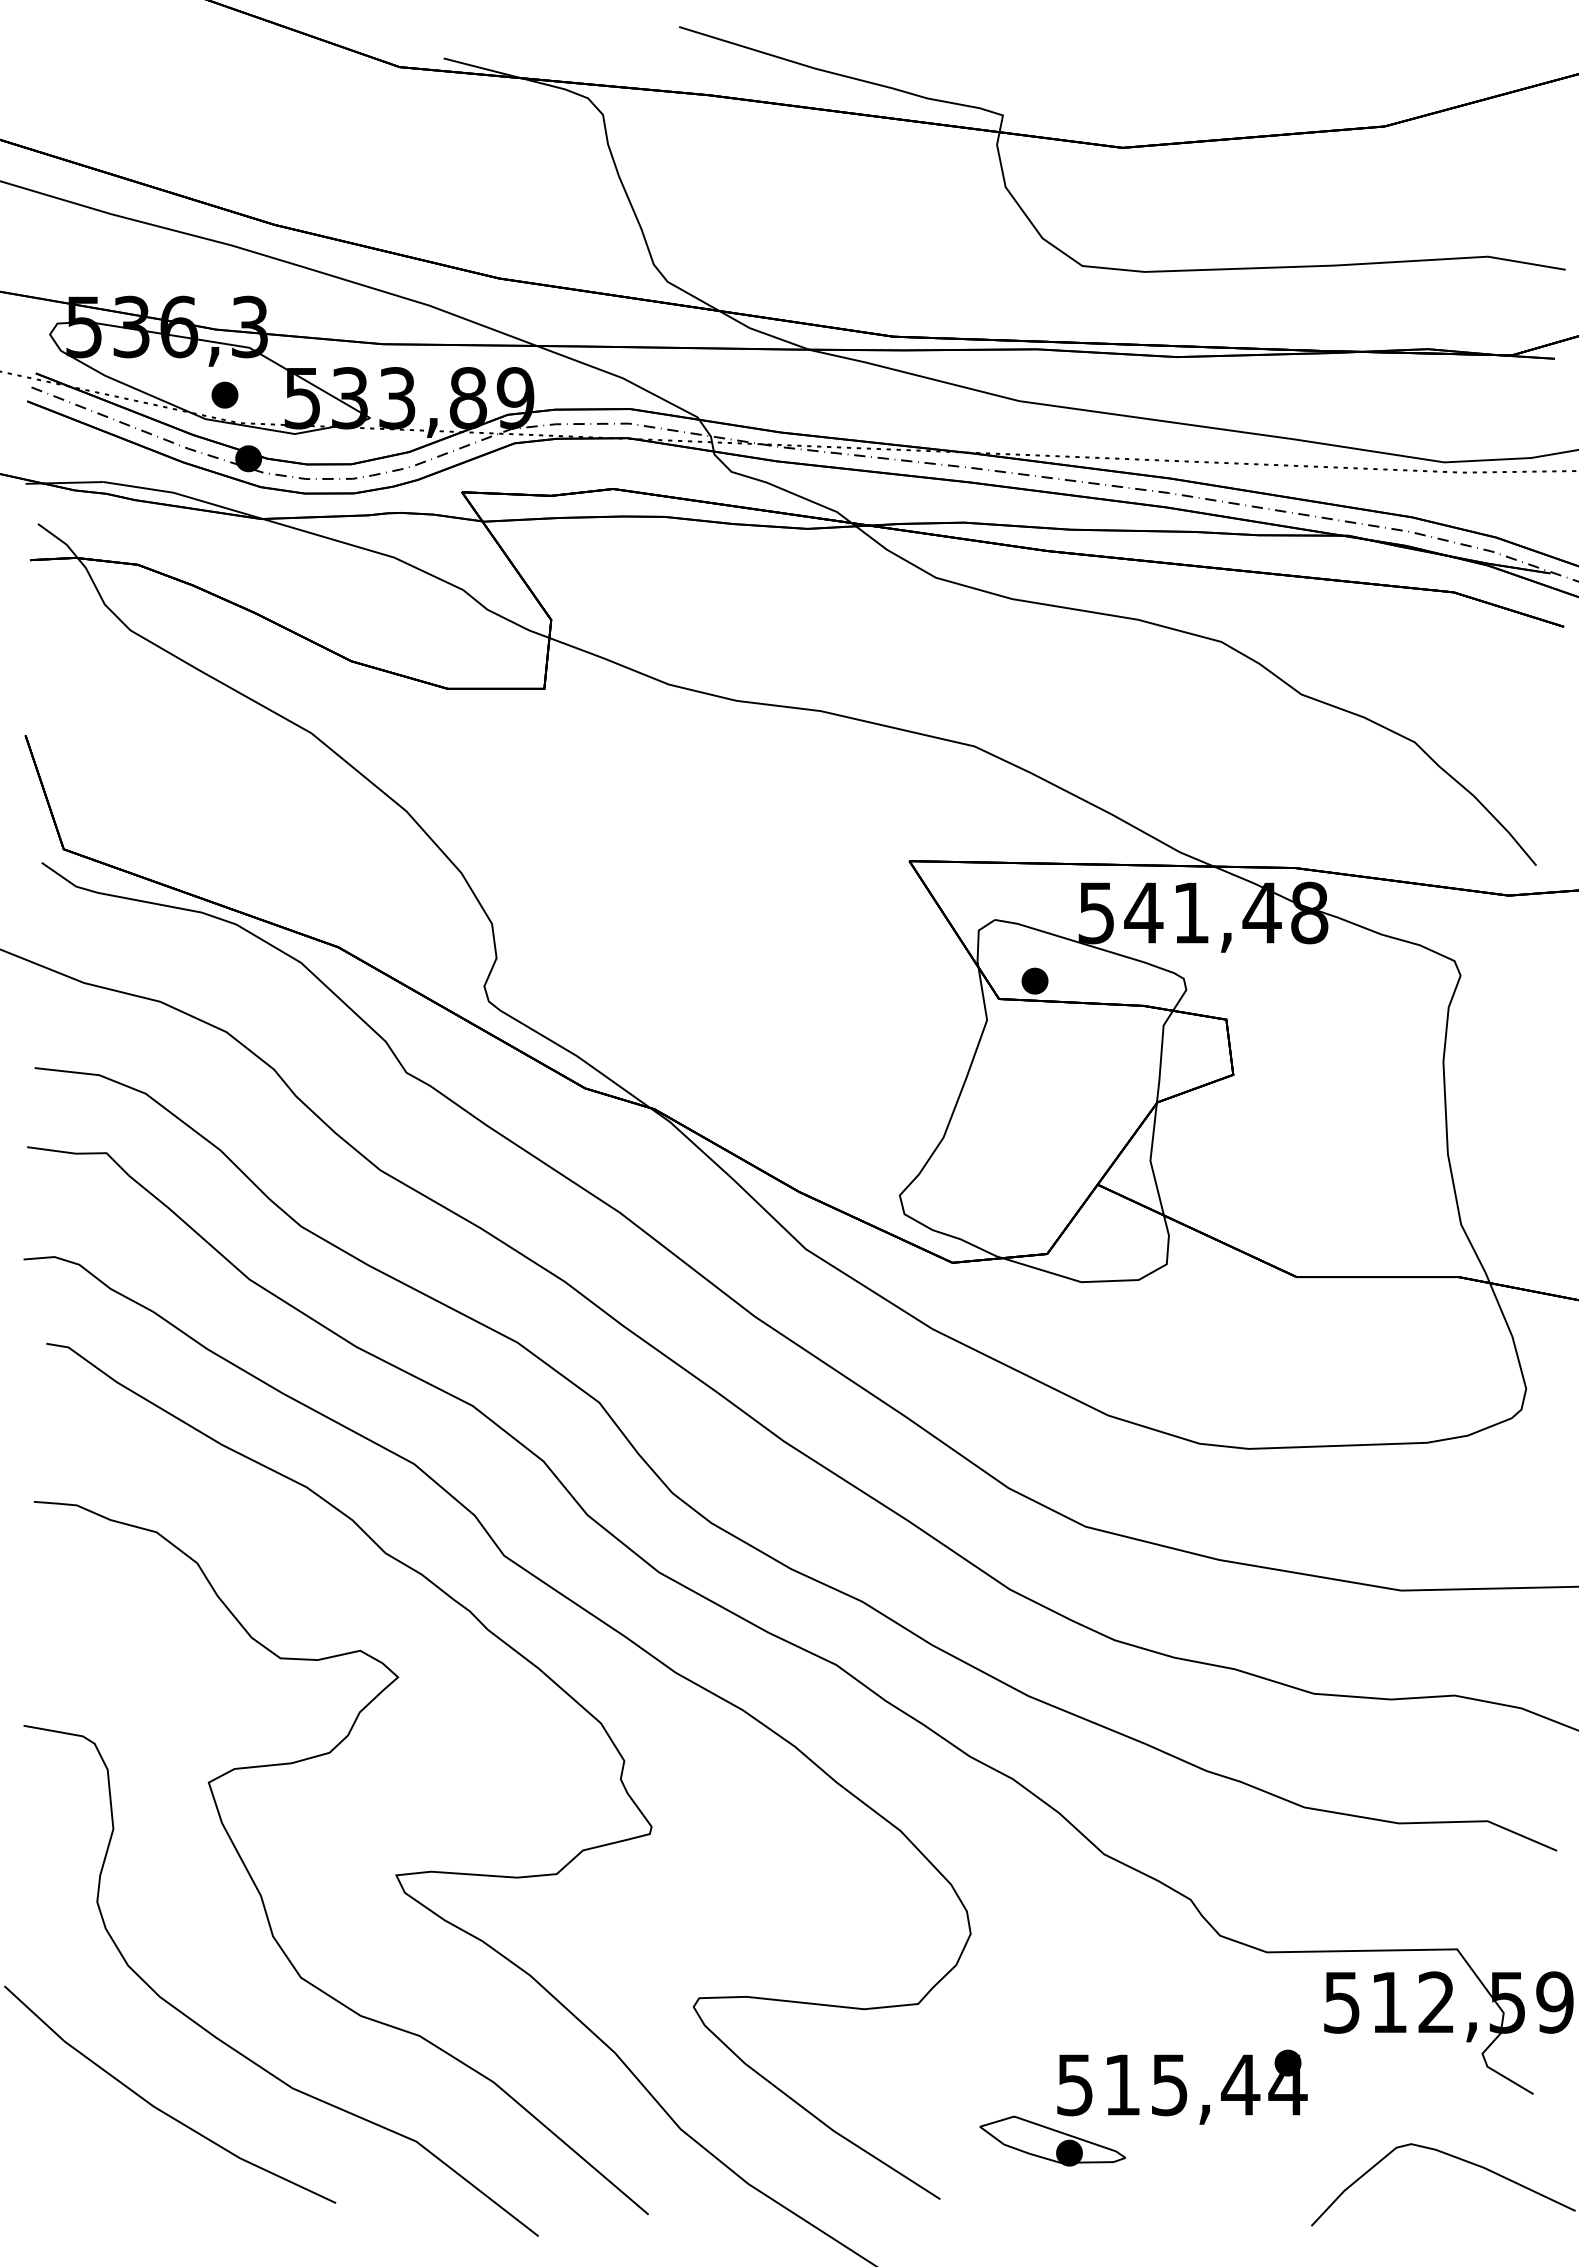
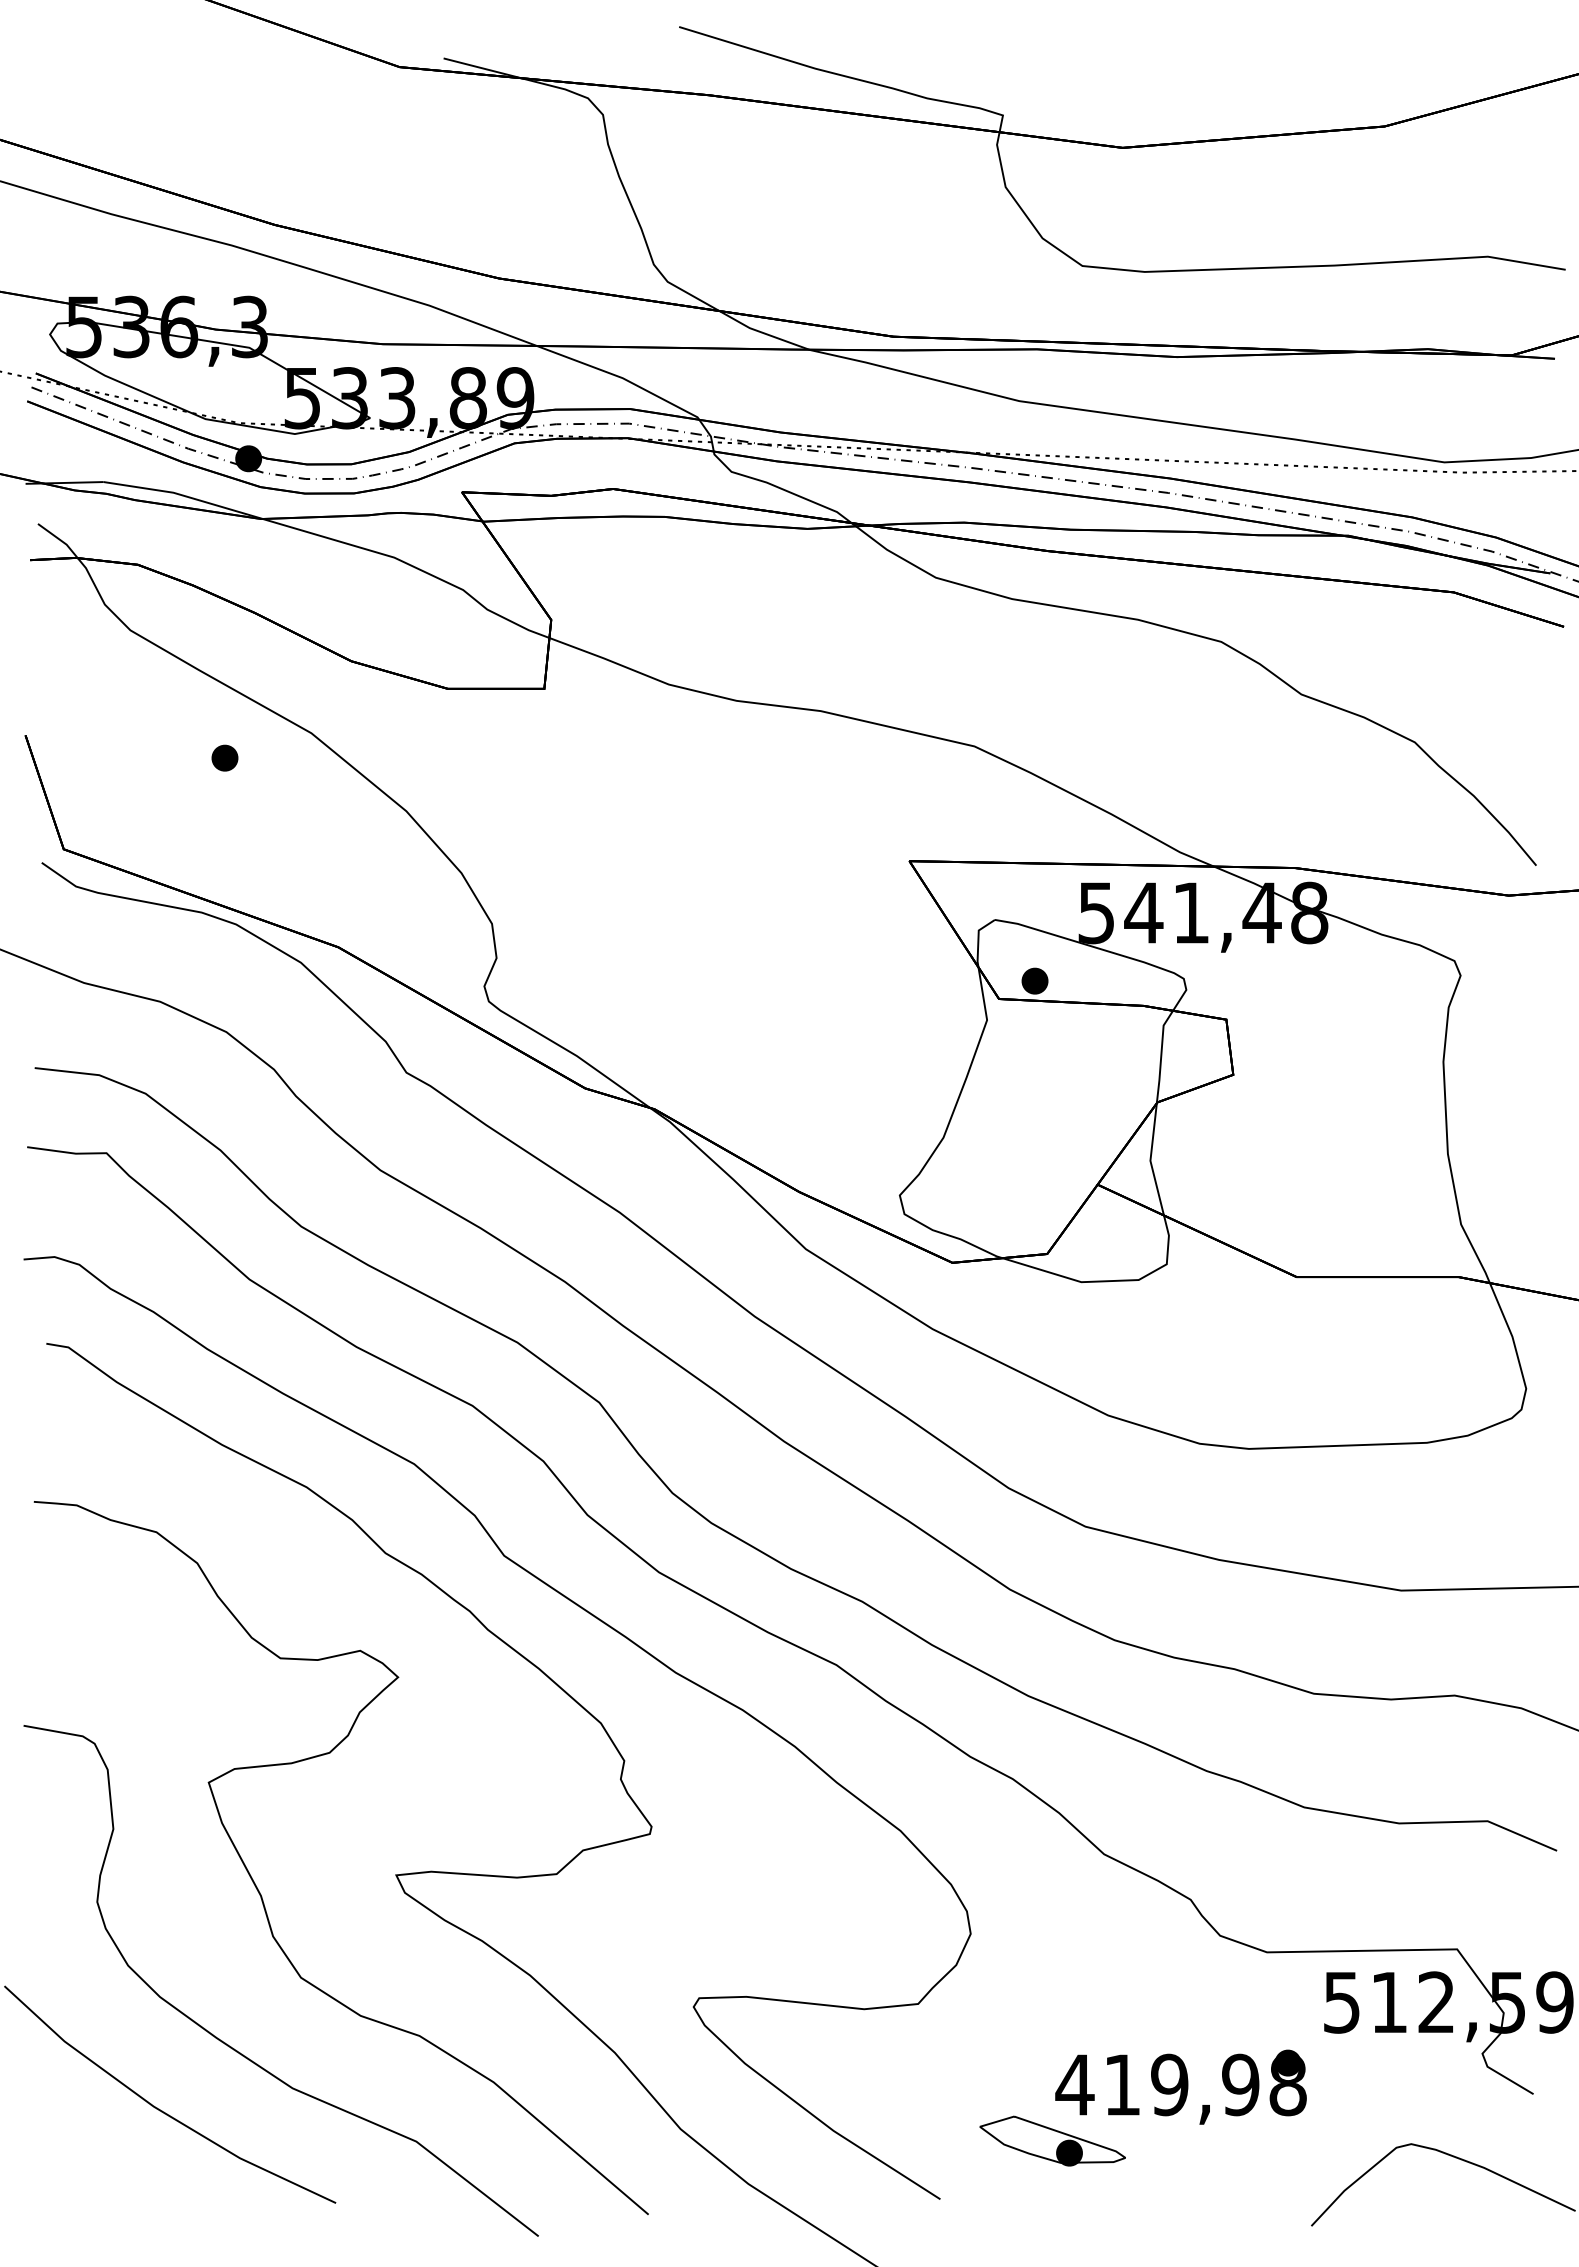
part position: (224, 394) -> (224, 757) (224, 757)
text: 515,44 -> 419,98 (1181, 2084)
